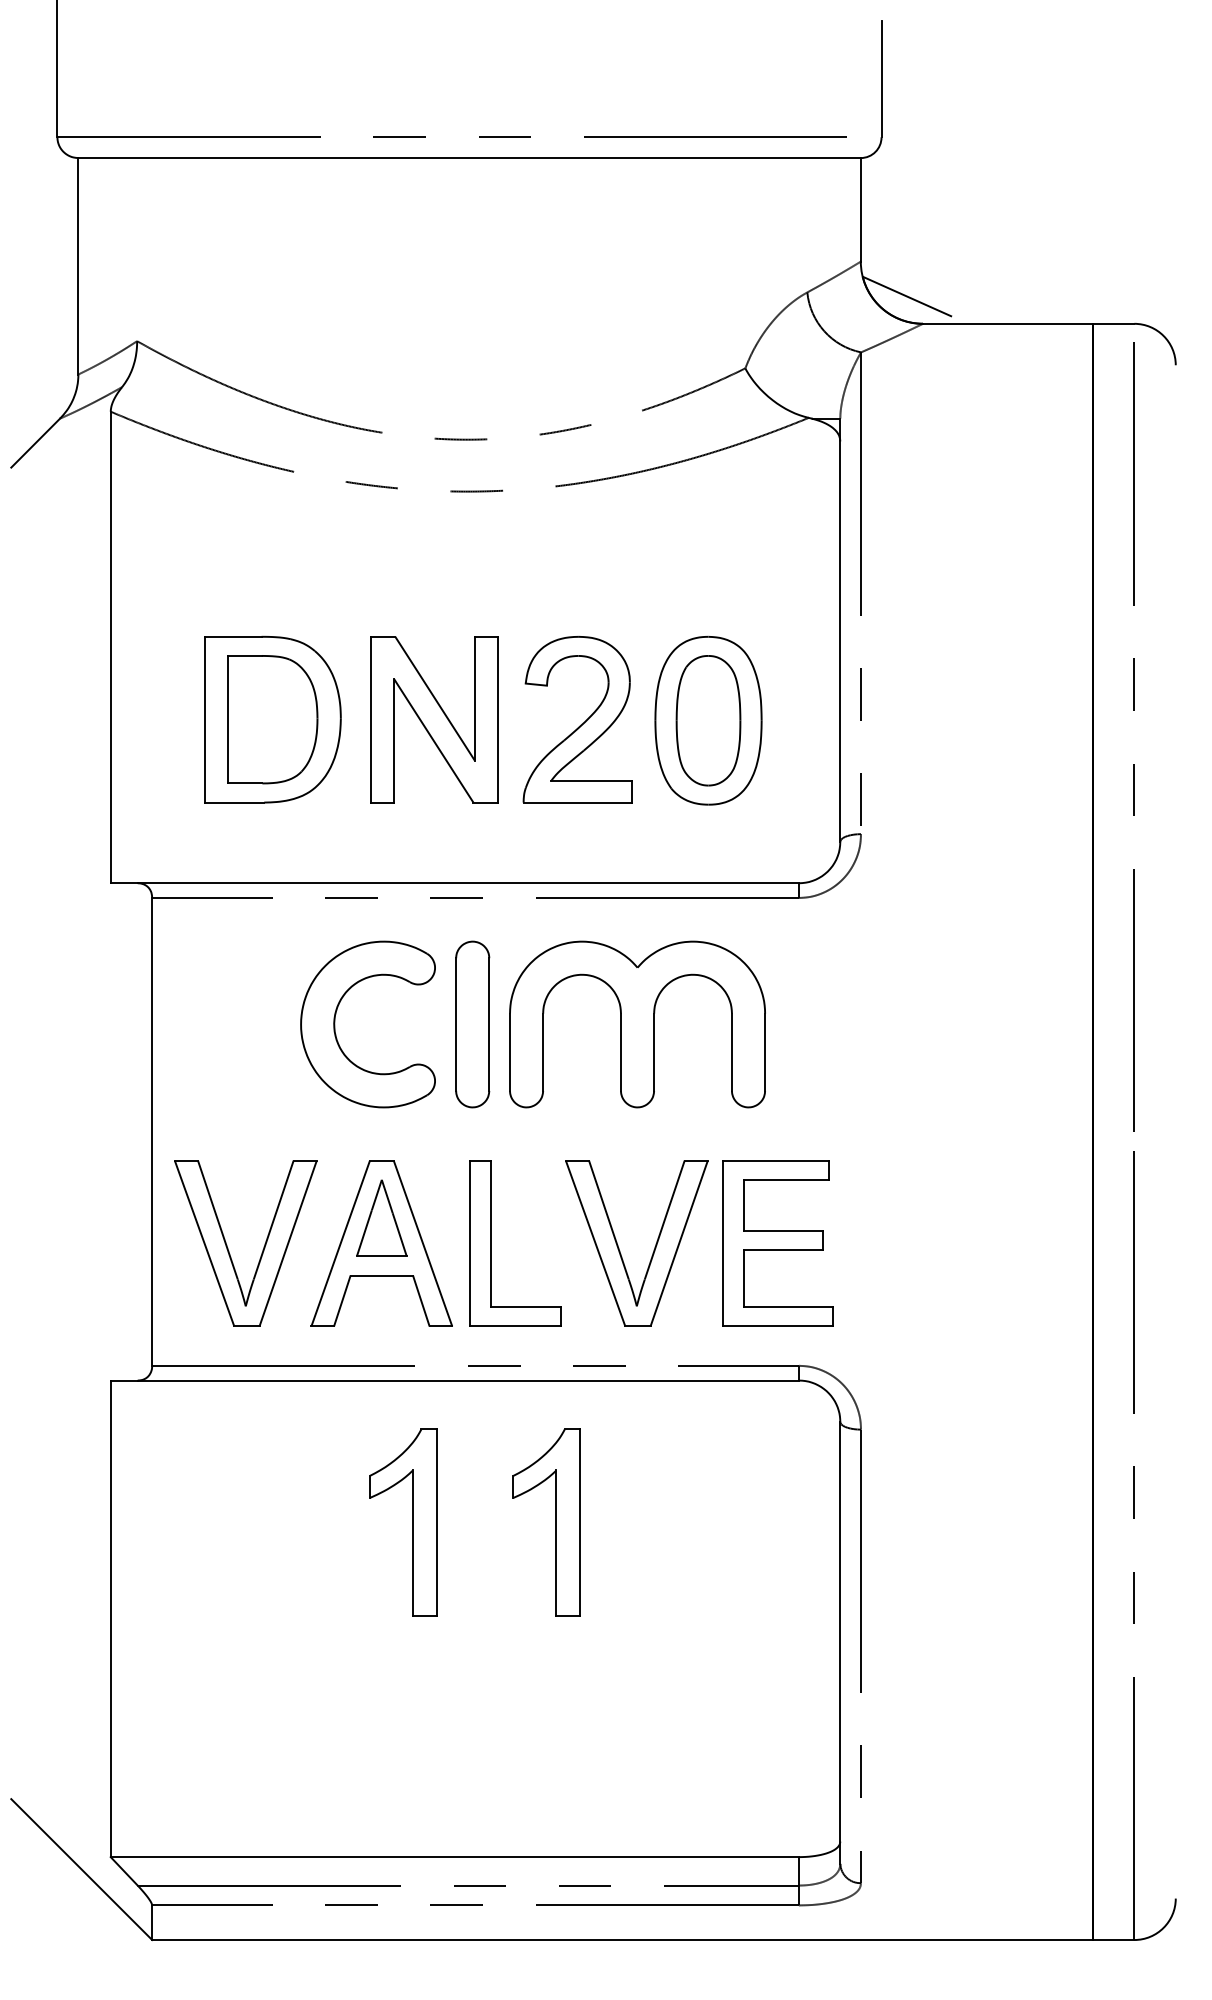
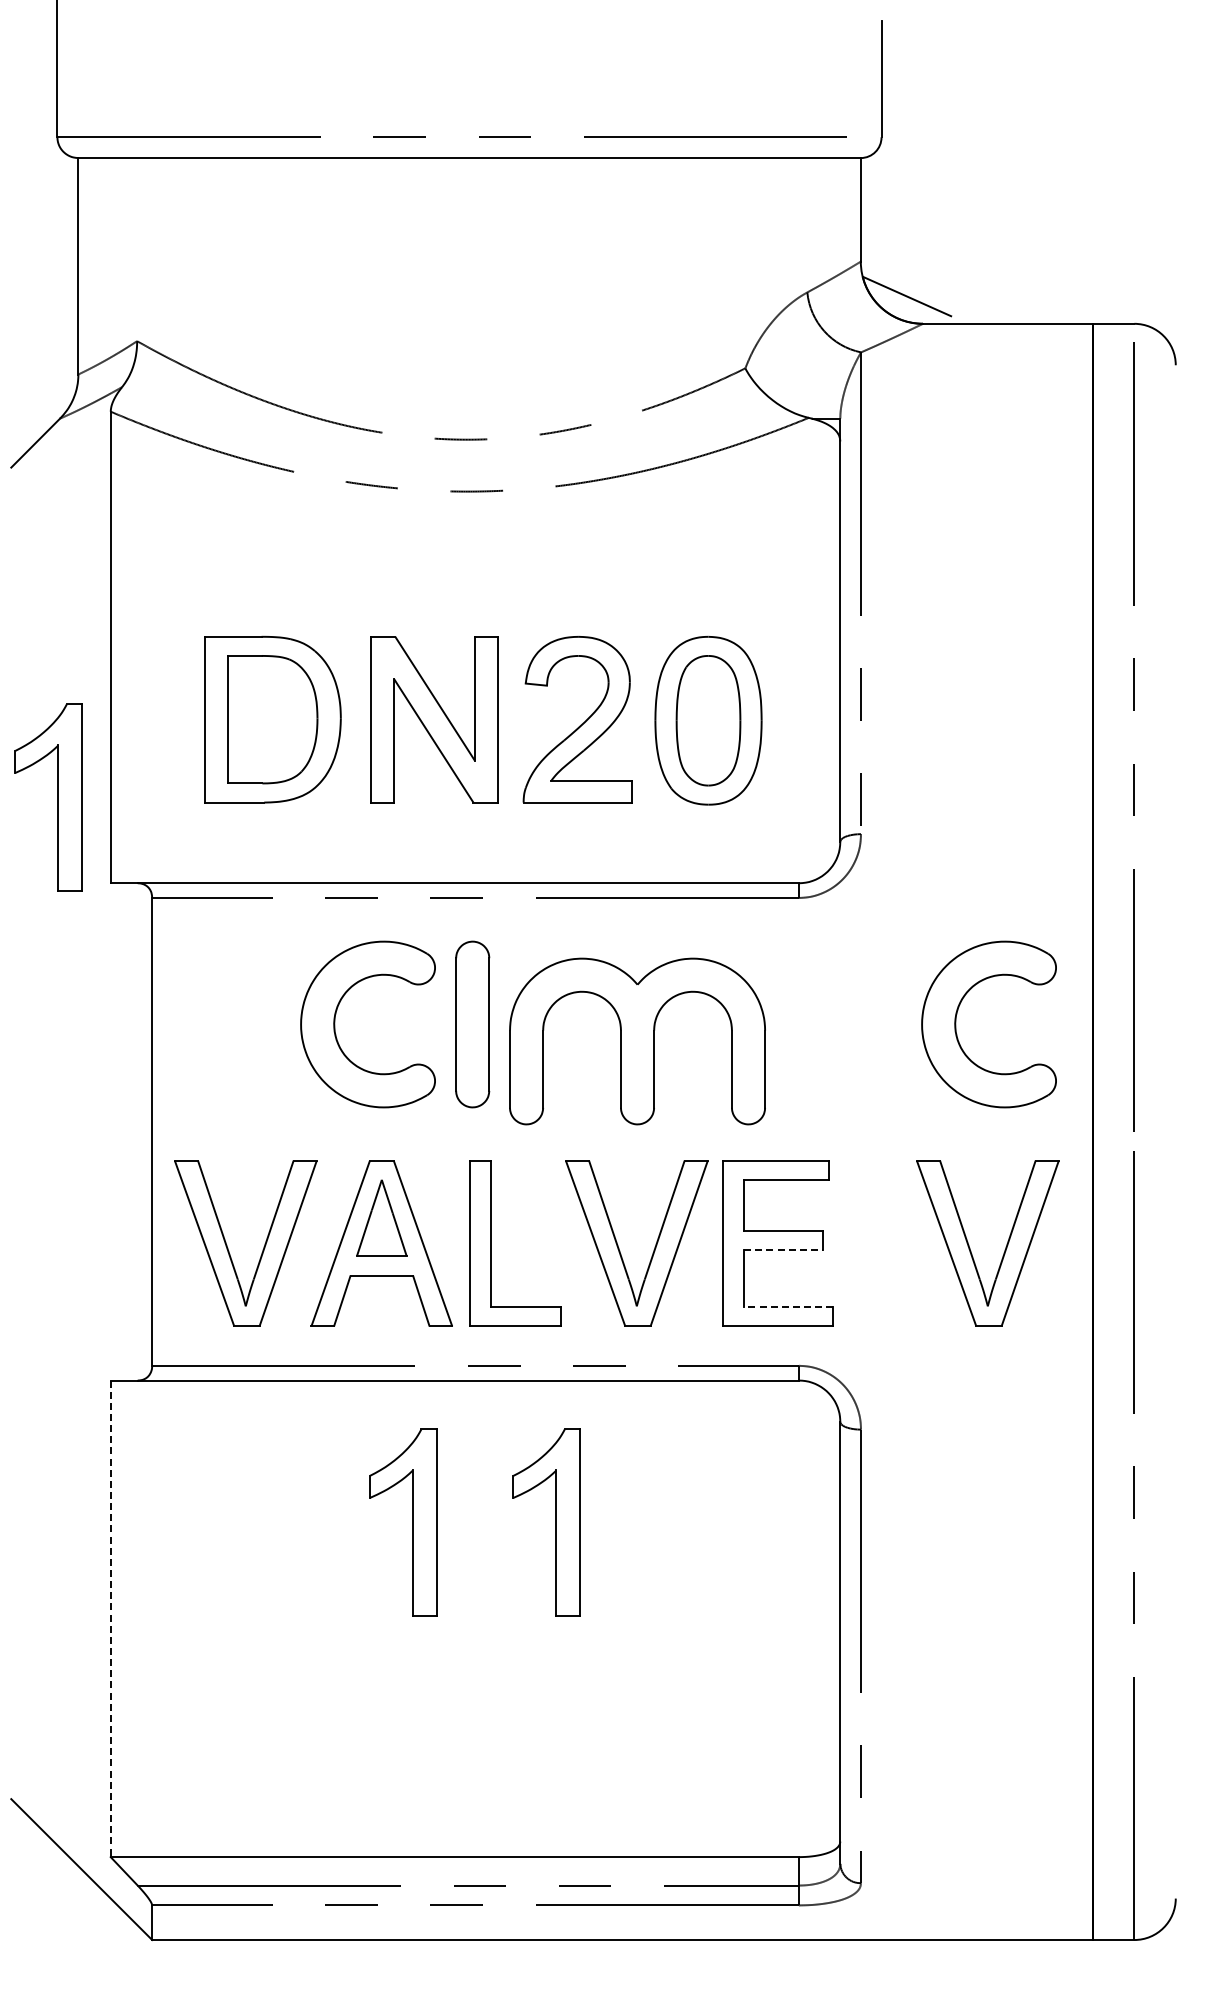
part: none -> present (57, 797)
part position: (637, 1024) -> (637, 1041) (637, 1041)
part: none -> present (956, 1024)
line: solid -> dashed (783, 1249)
part: none -> present (971, 1250)
line: solid -> dashed (788, 1307)
line: solid -> dashed (110, 1619)
